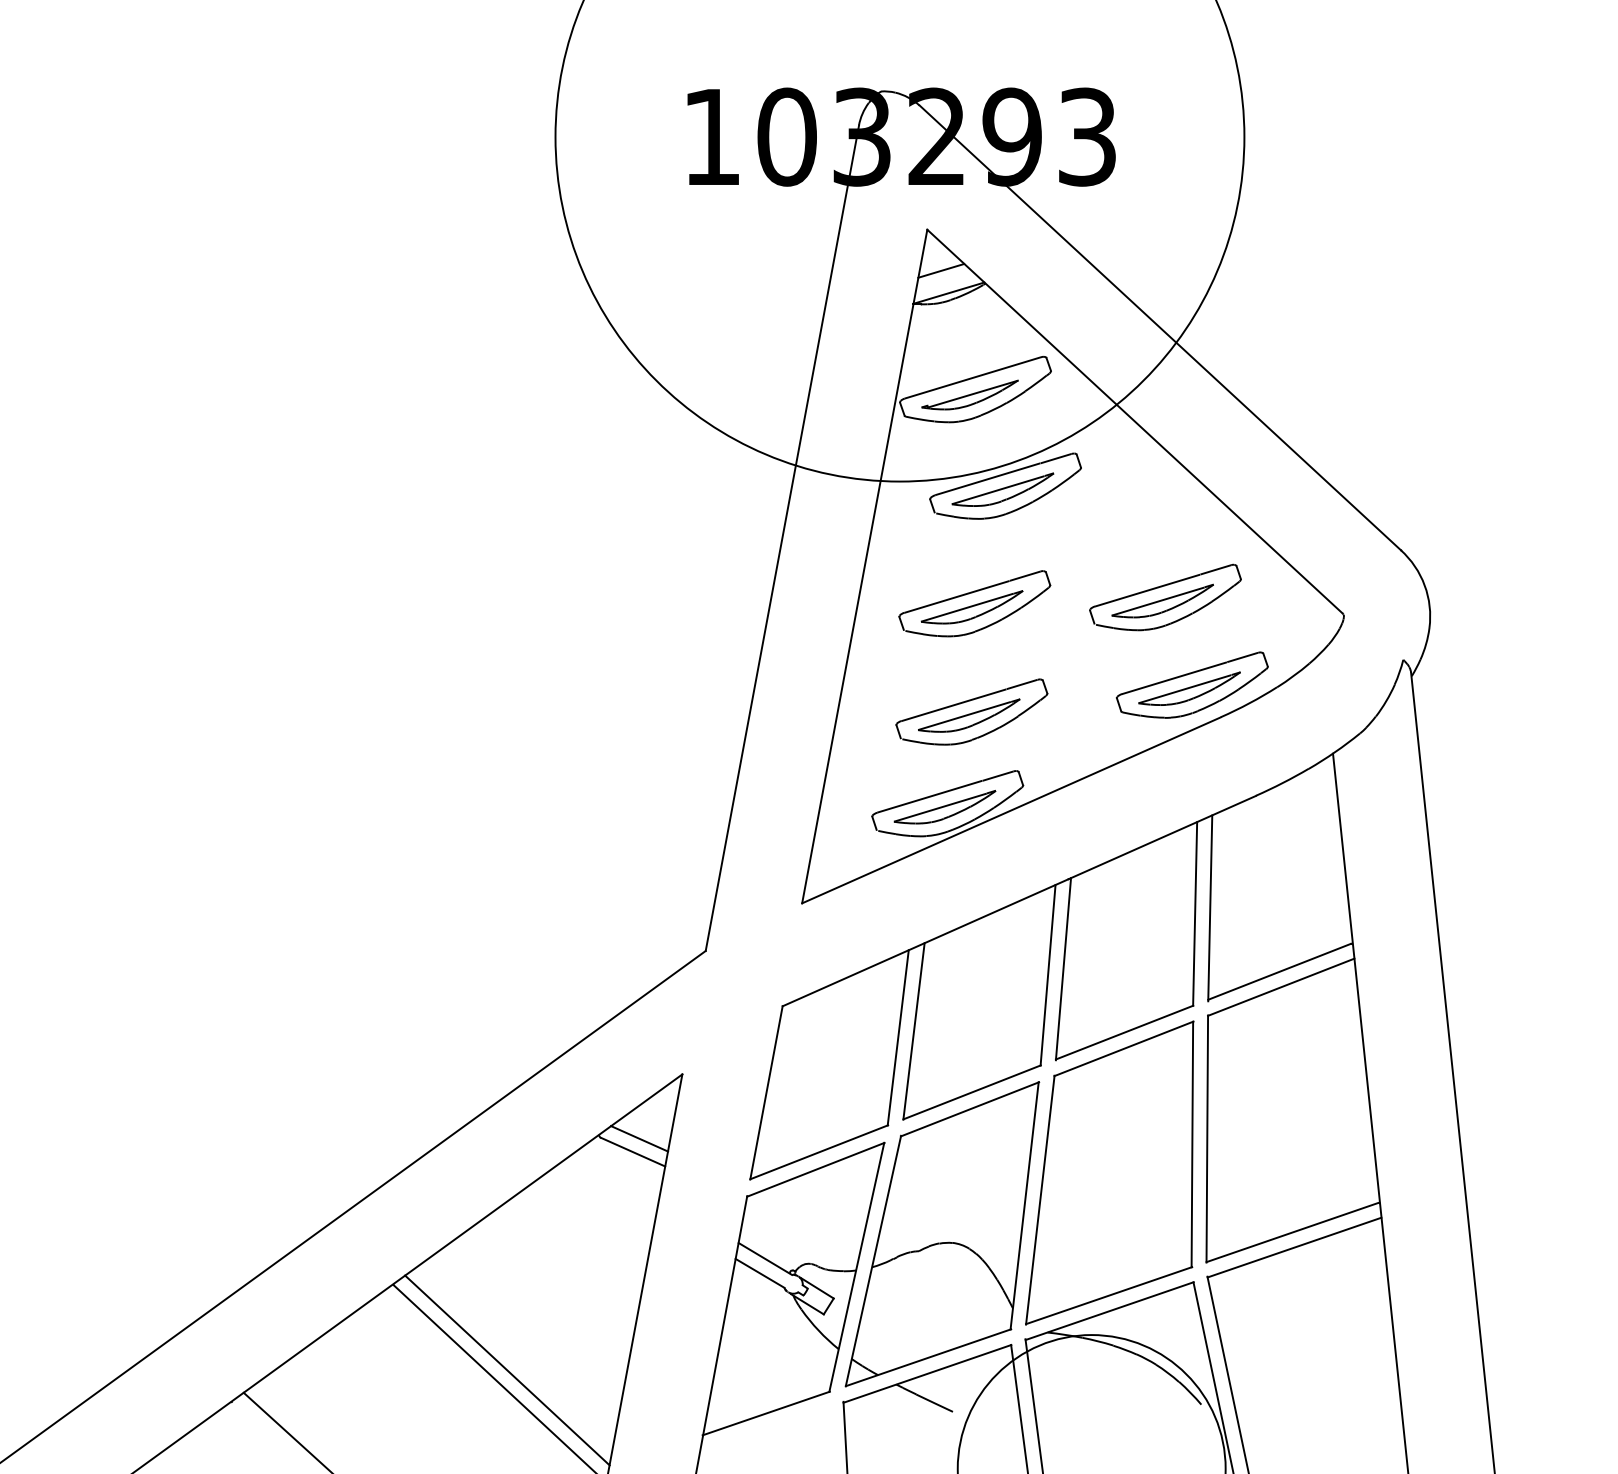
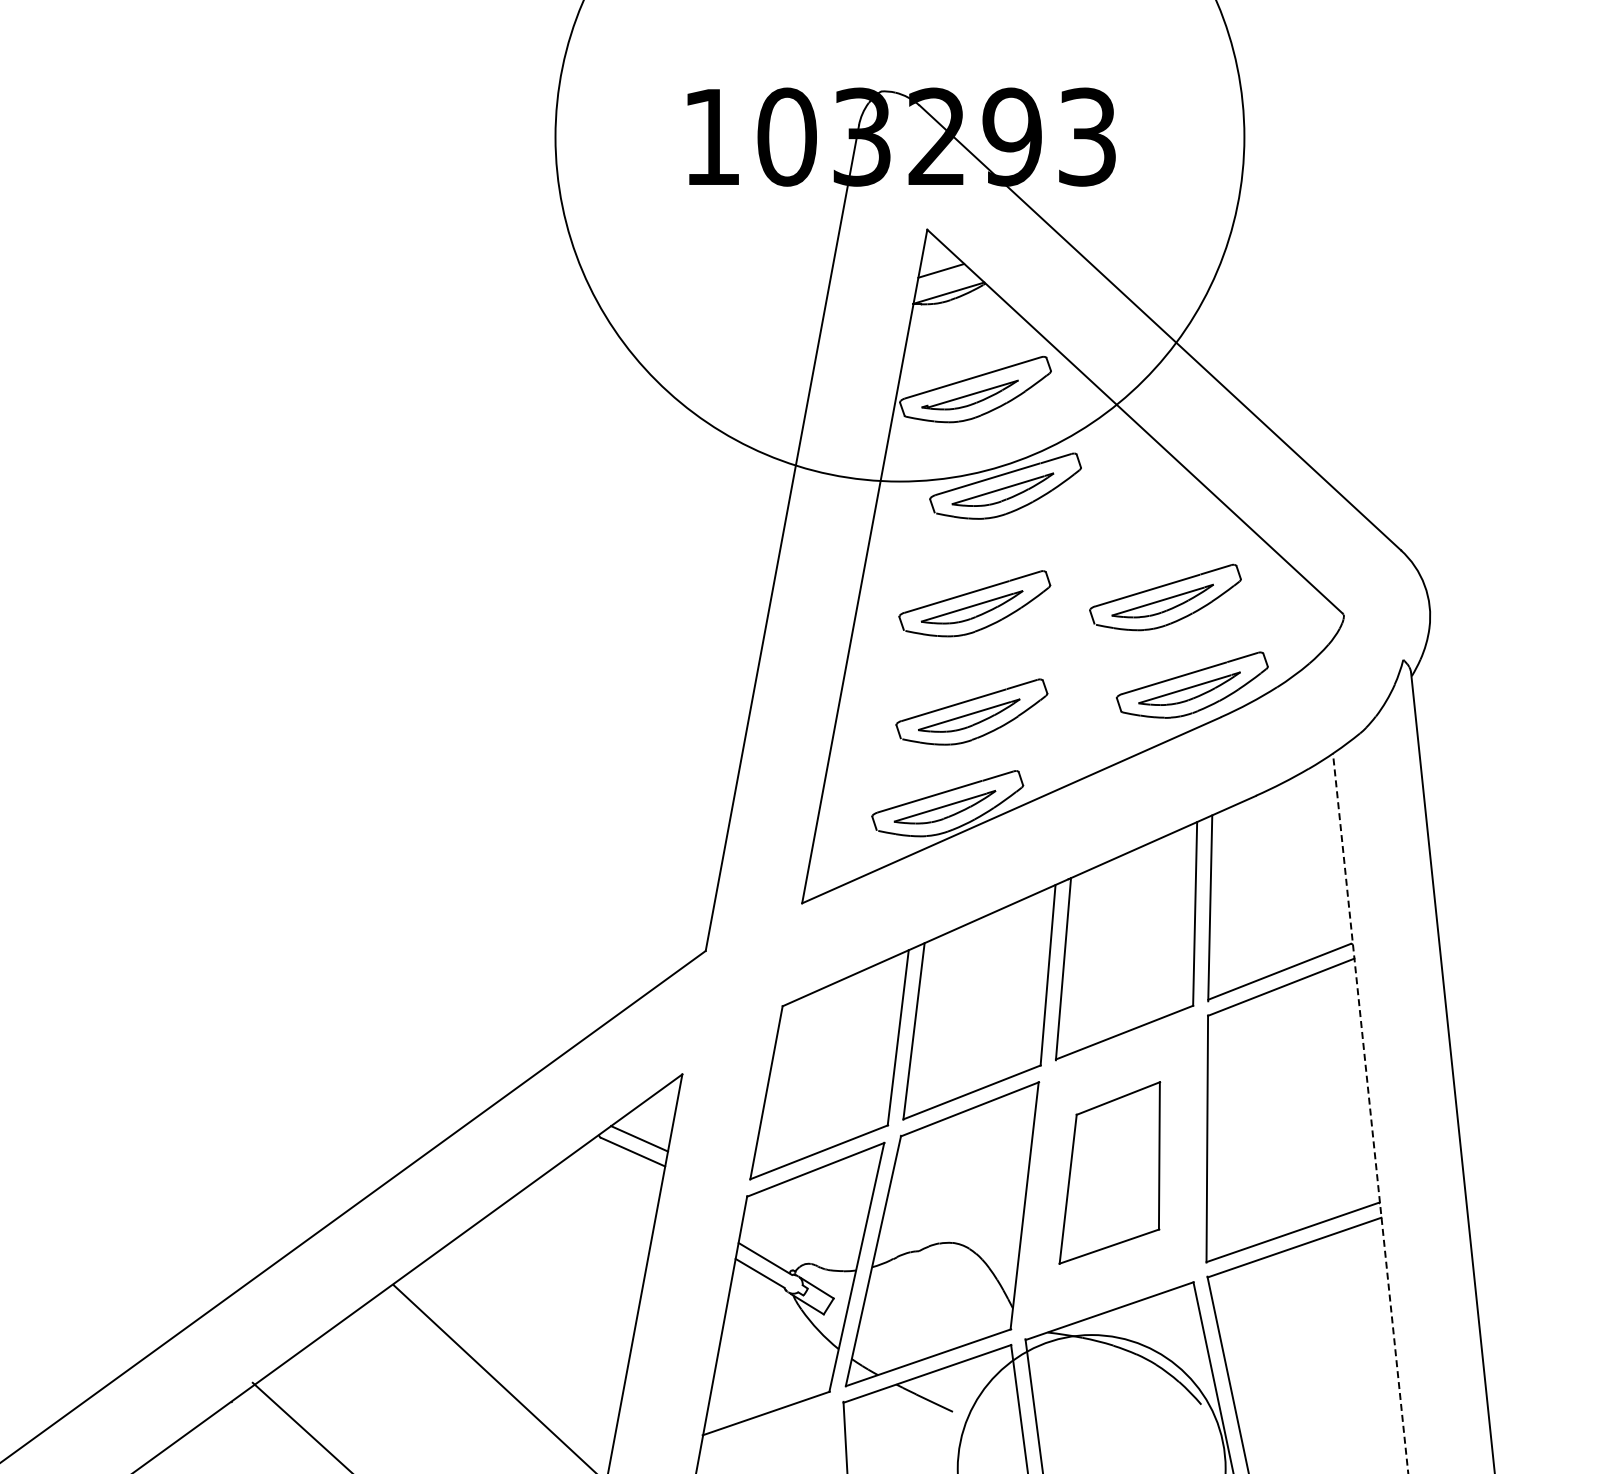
line: solid -> dashed (1370, 1113)
part size: 170x306 px -> 104x184 px (1109, 1172)
line: present -> none (507, 1370)
line position: (286, 1431) -> (300, 1426) (300, 1426)
